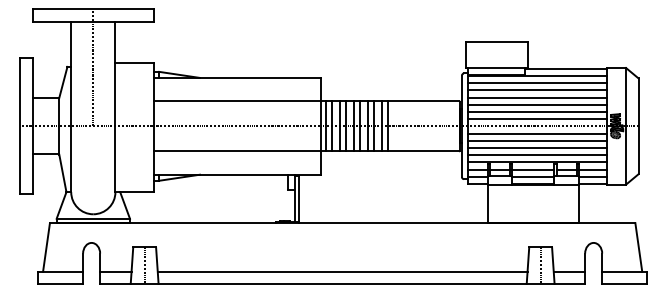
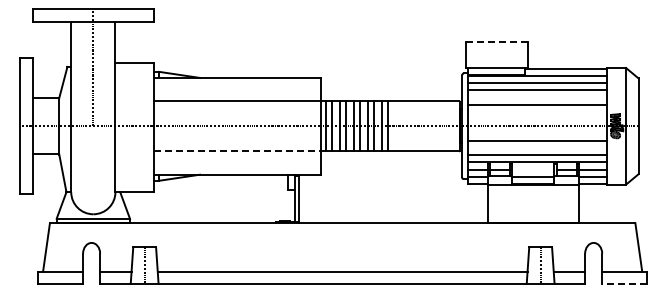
line: solid -> dashed (496, 42)
line: present -> none (537, 97)
line: present -> none (537, 111)
line: present -> none (537, 119)
line: present -> none (537, 133)
line: present -> none (537, 147)
line: solid -> dashed (237, 151)
line: present -> none (533, 169)
line: solid -> dashed (624, 283)
